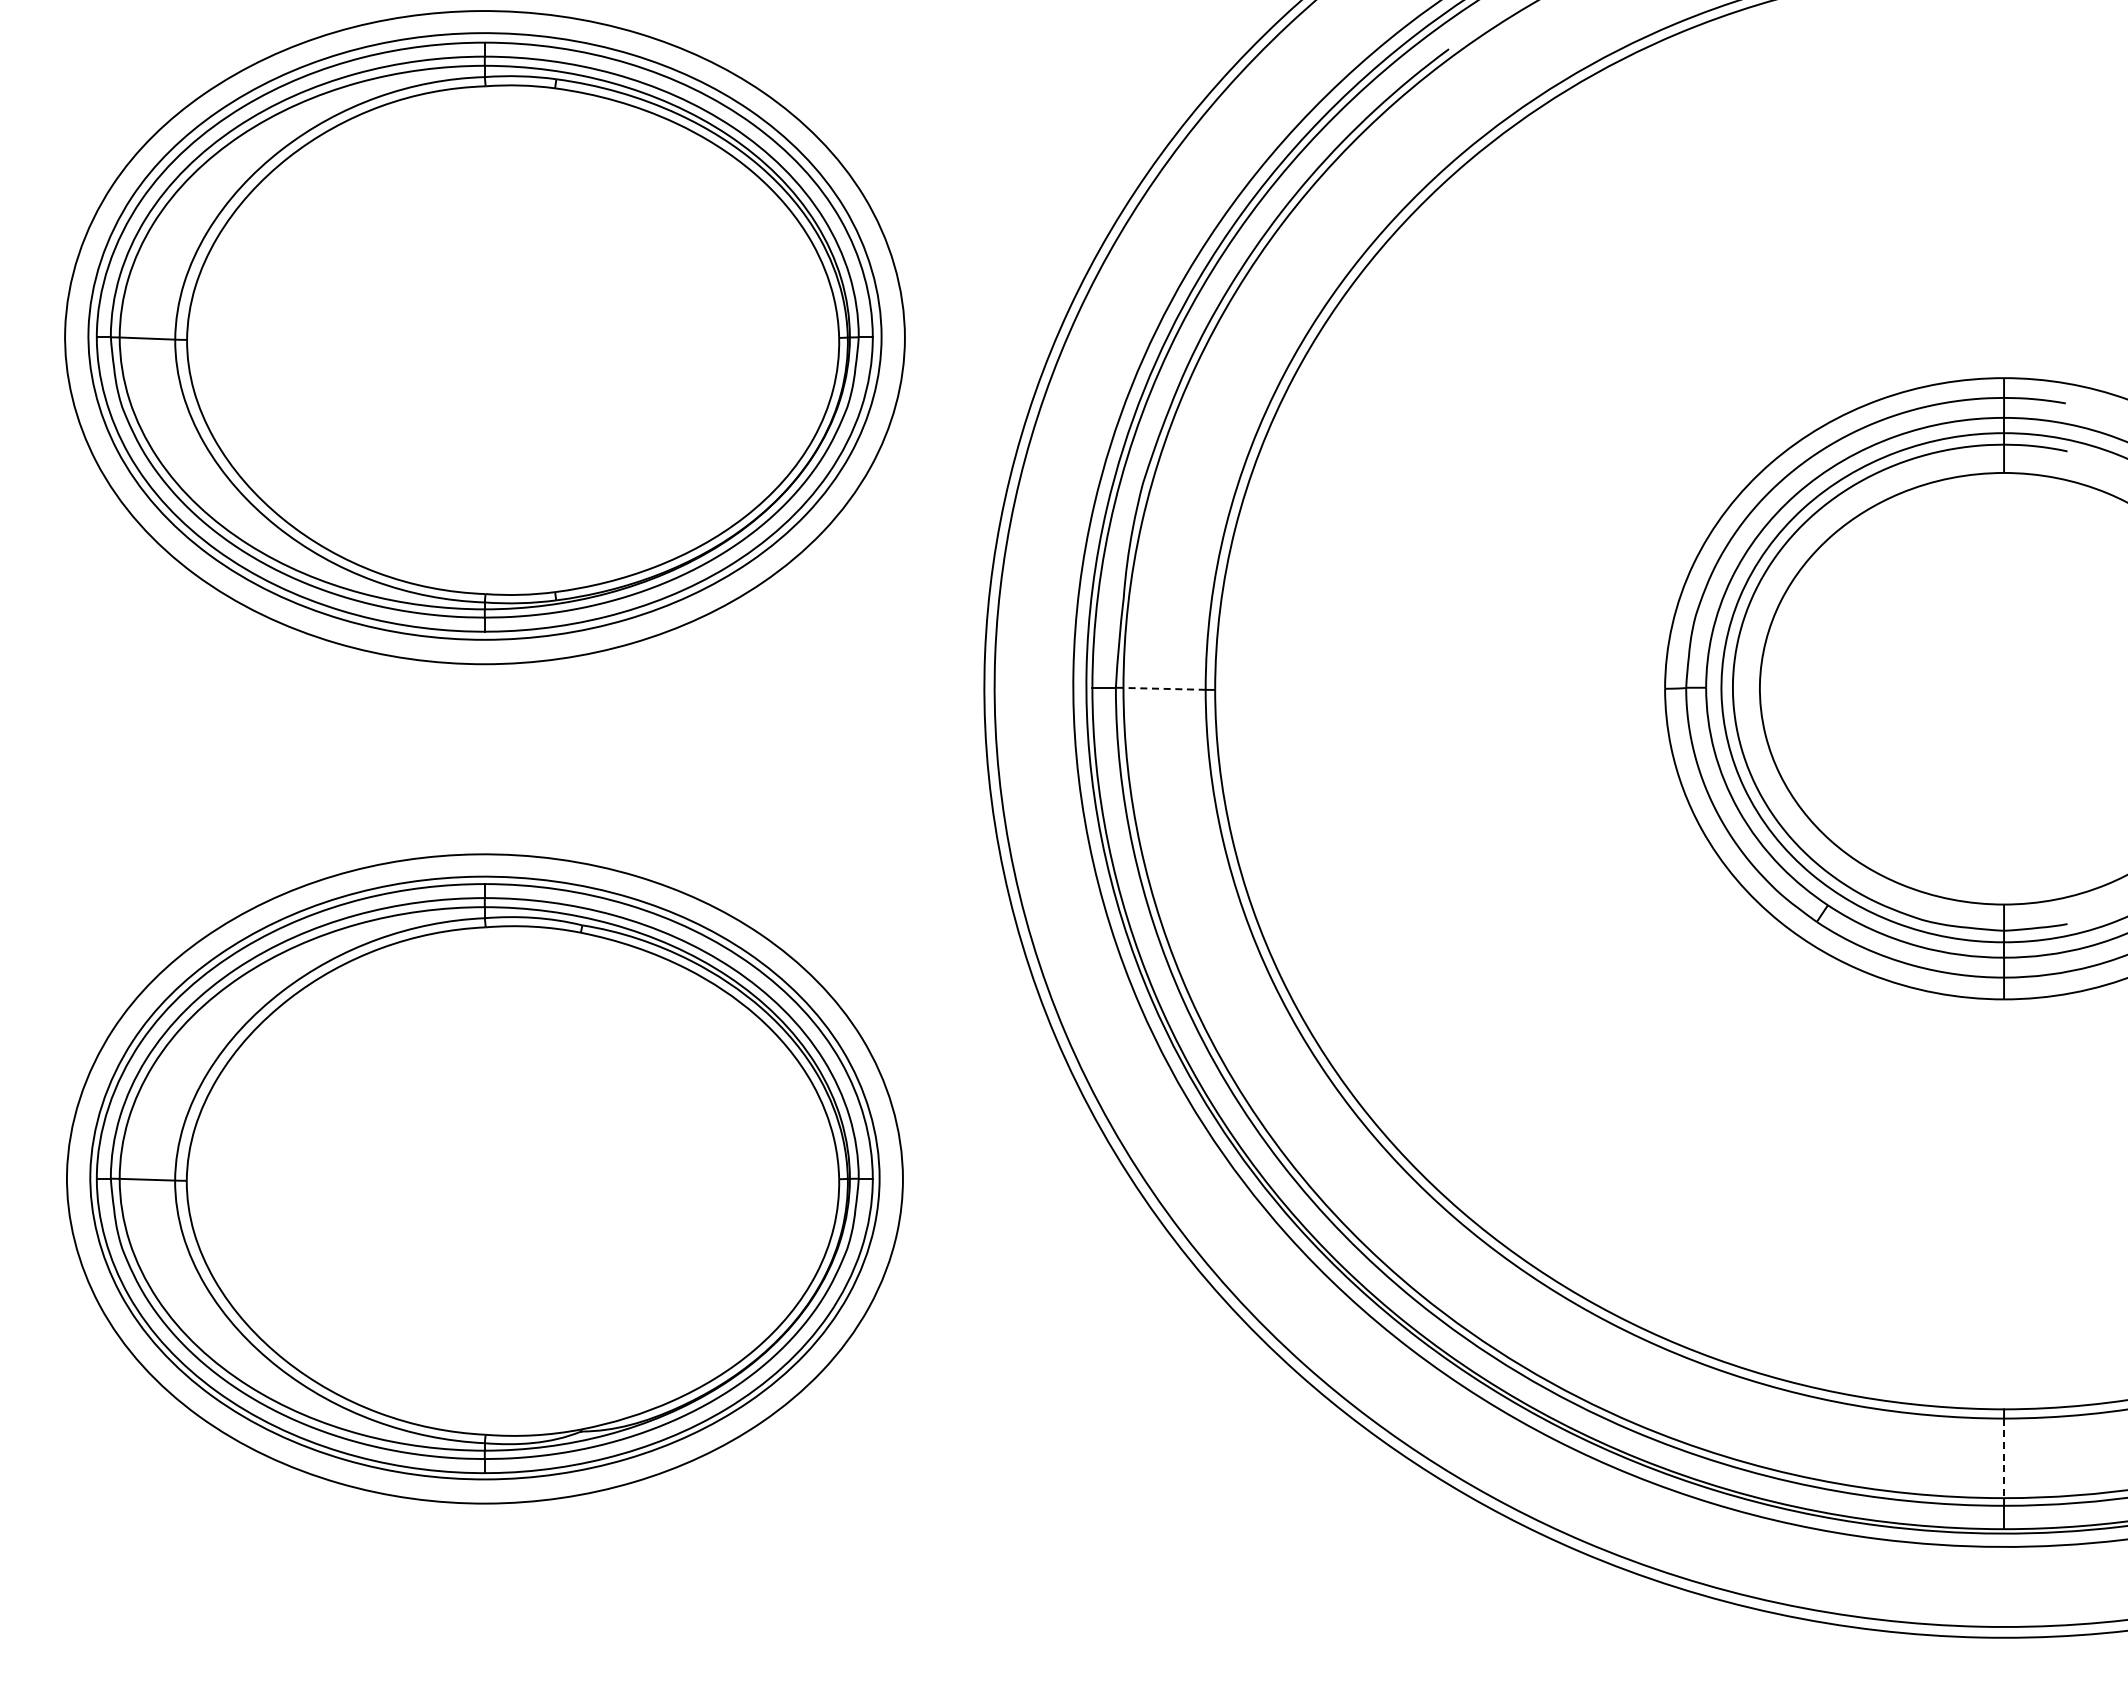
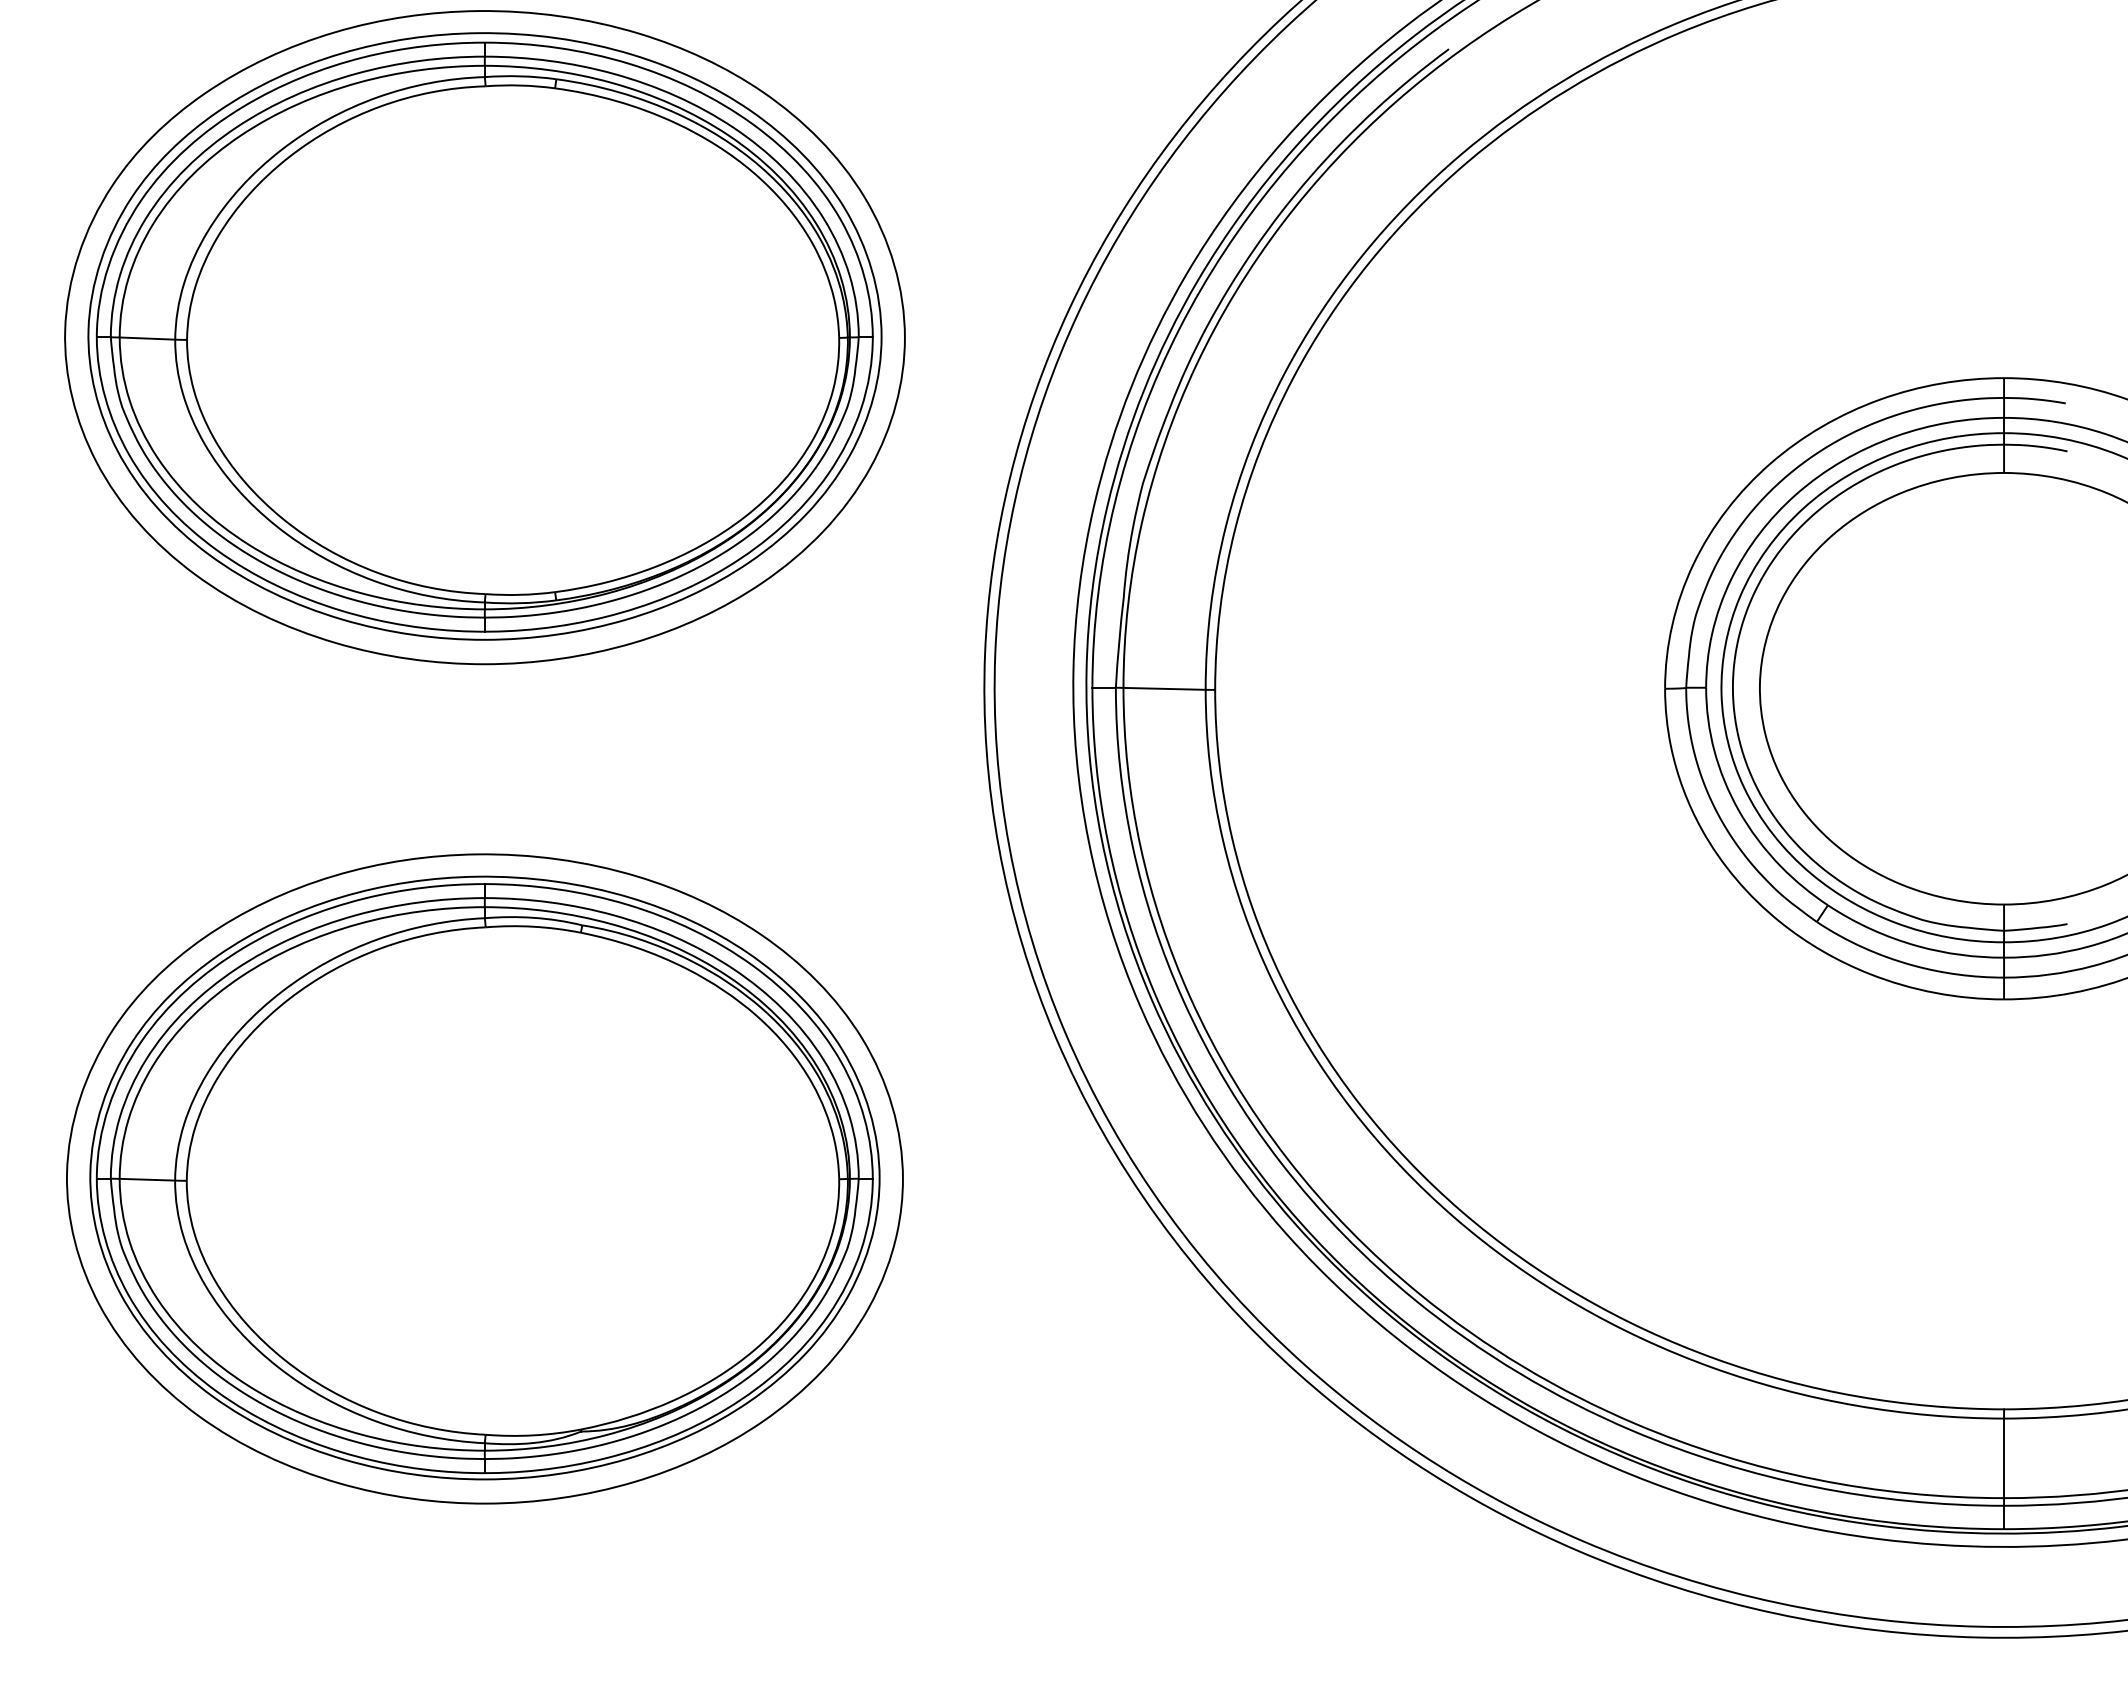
line: dashed -> solid (1164, 688)
line: dashed -> solid (2004, 1458)
